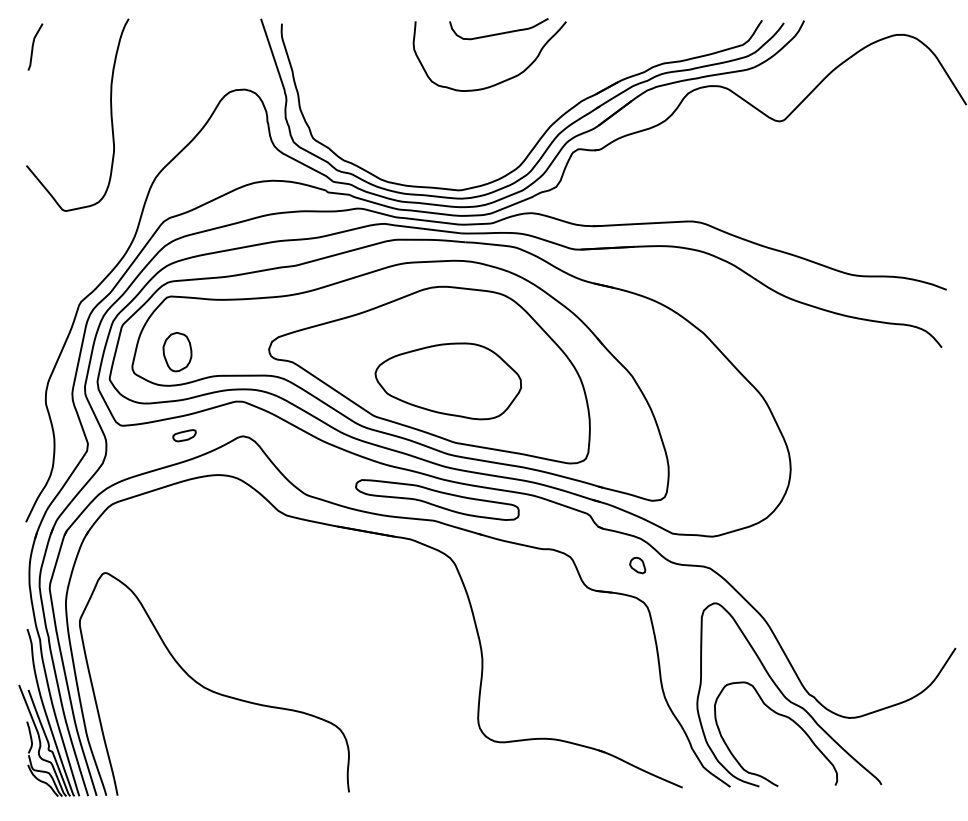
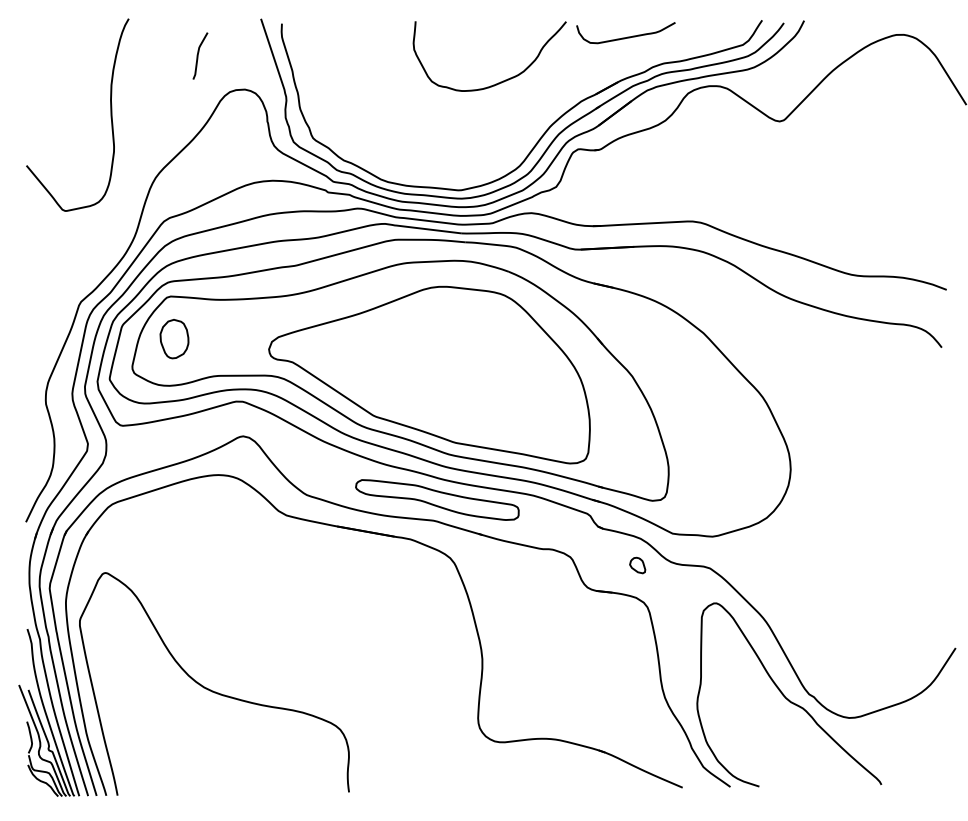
curve position: (500, 32) -> (627, 36) (627, 36)
curve position: (33, 46) -> (198, 55) (198, 55)
part position: (177, 352) -> (174, 339) (174, 339)
part: present -> none (447, 381)
part: present -> none (184, 435)
curve: present -> none (782, 716)
